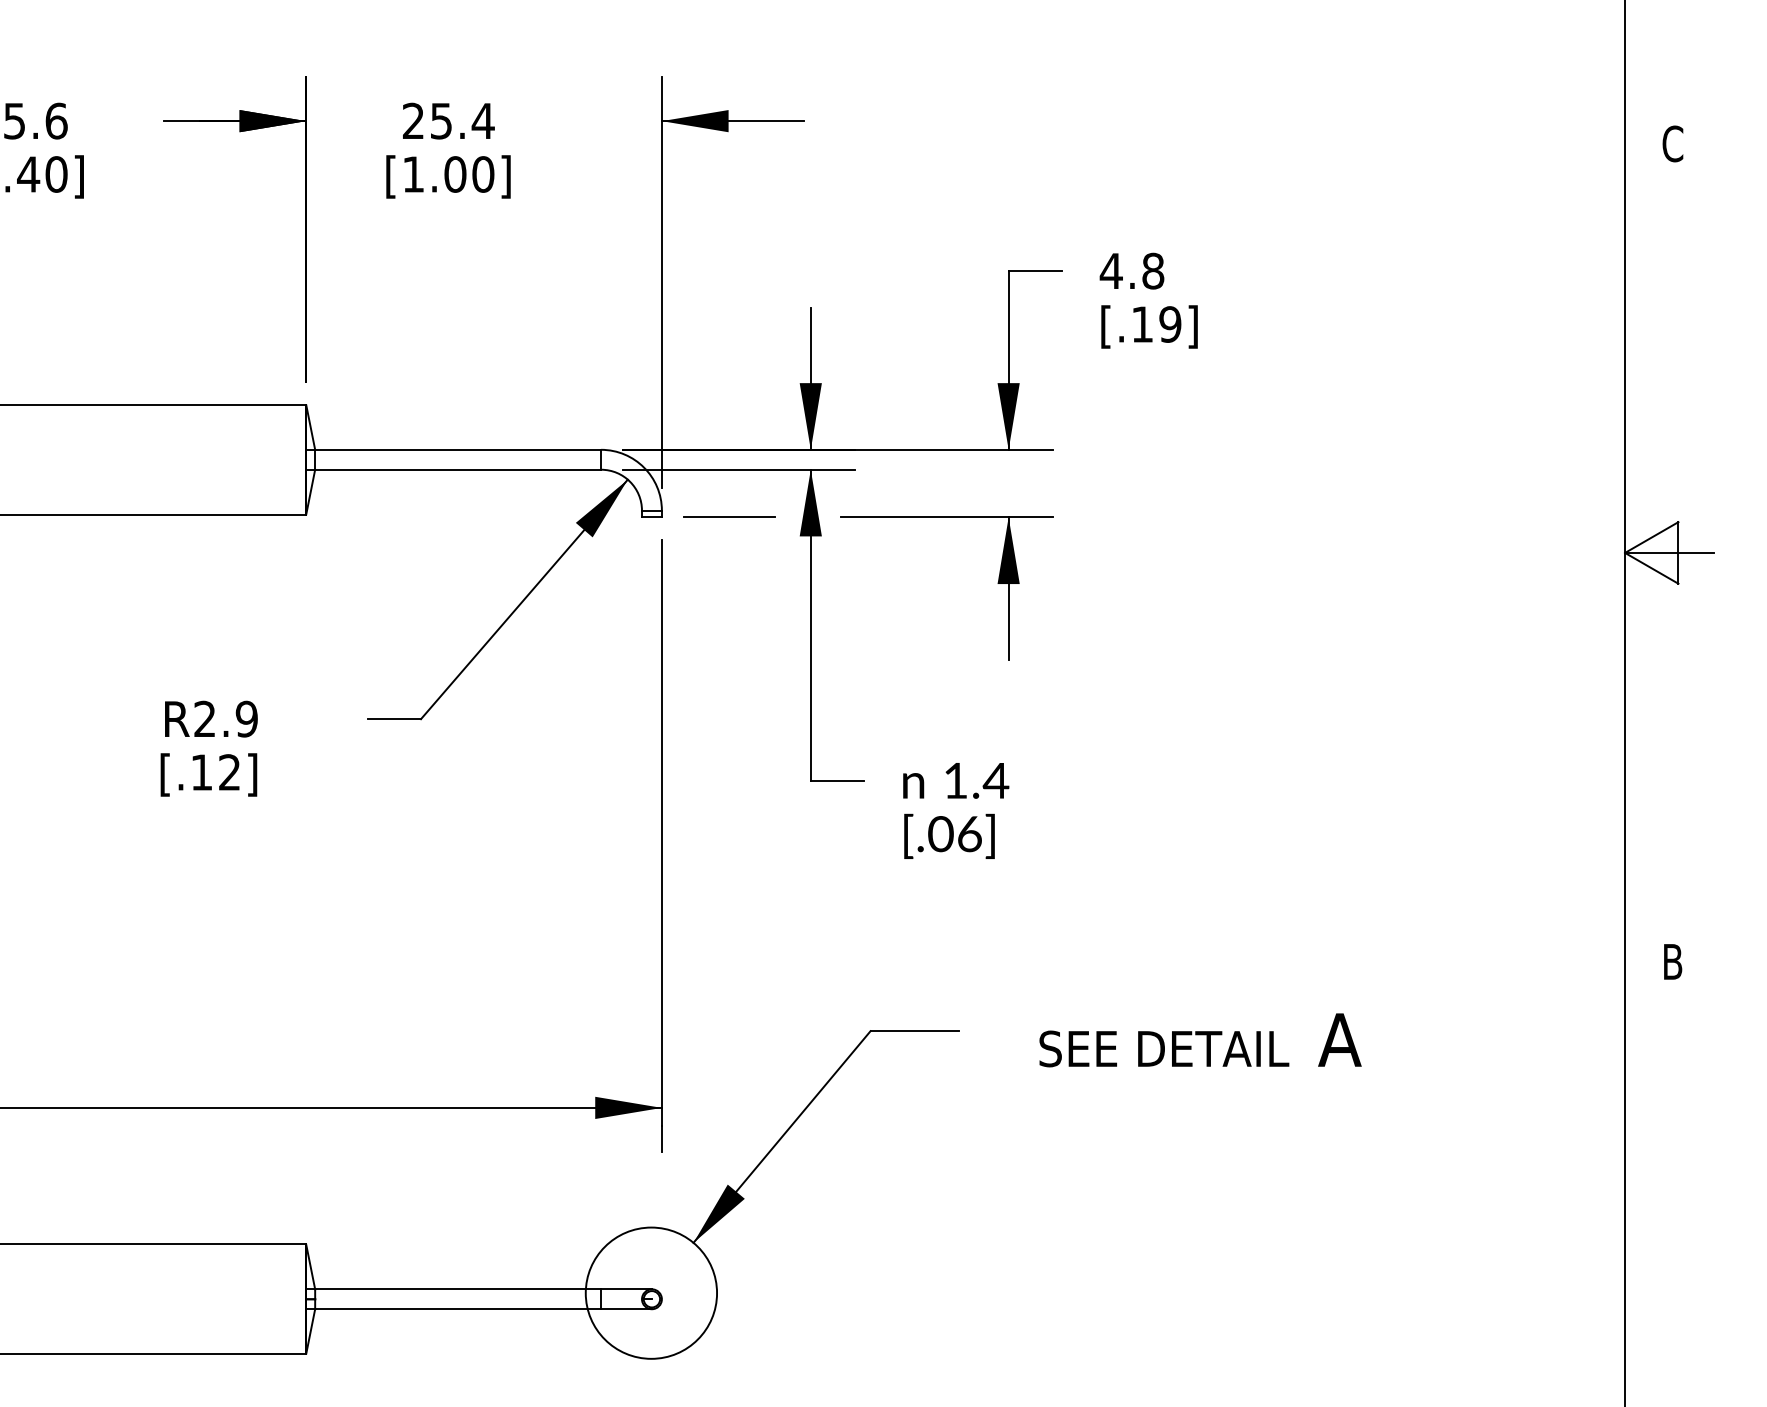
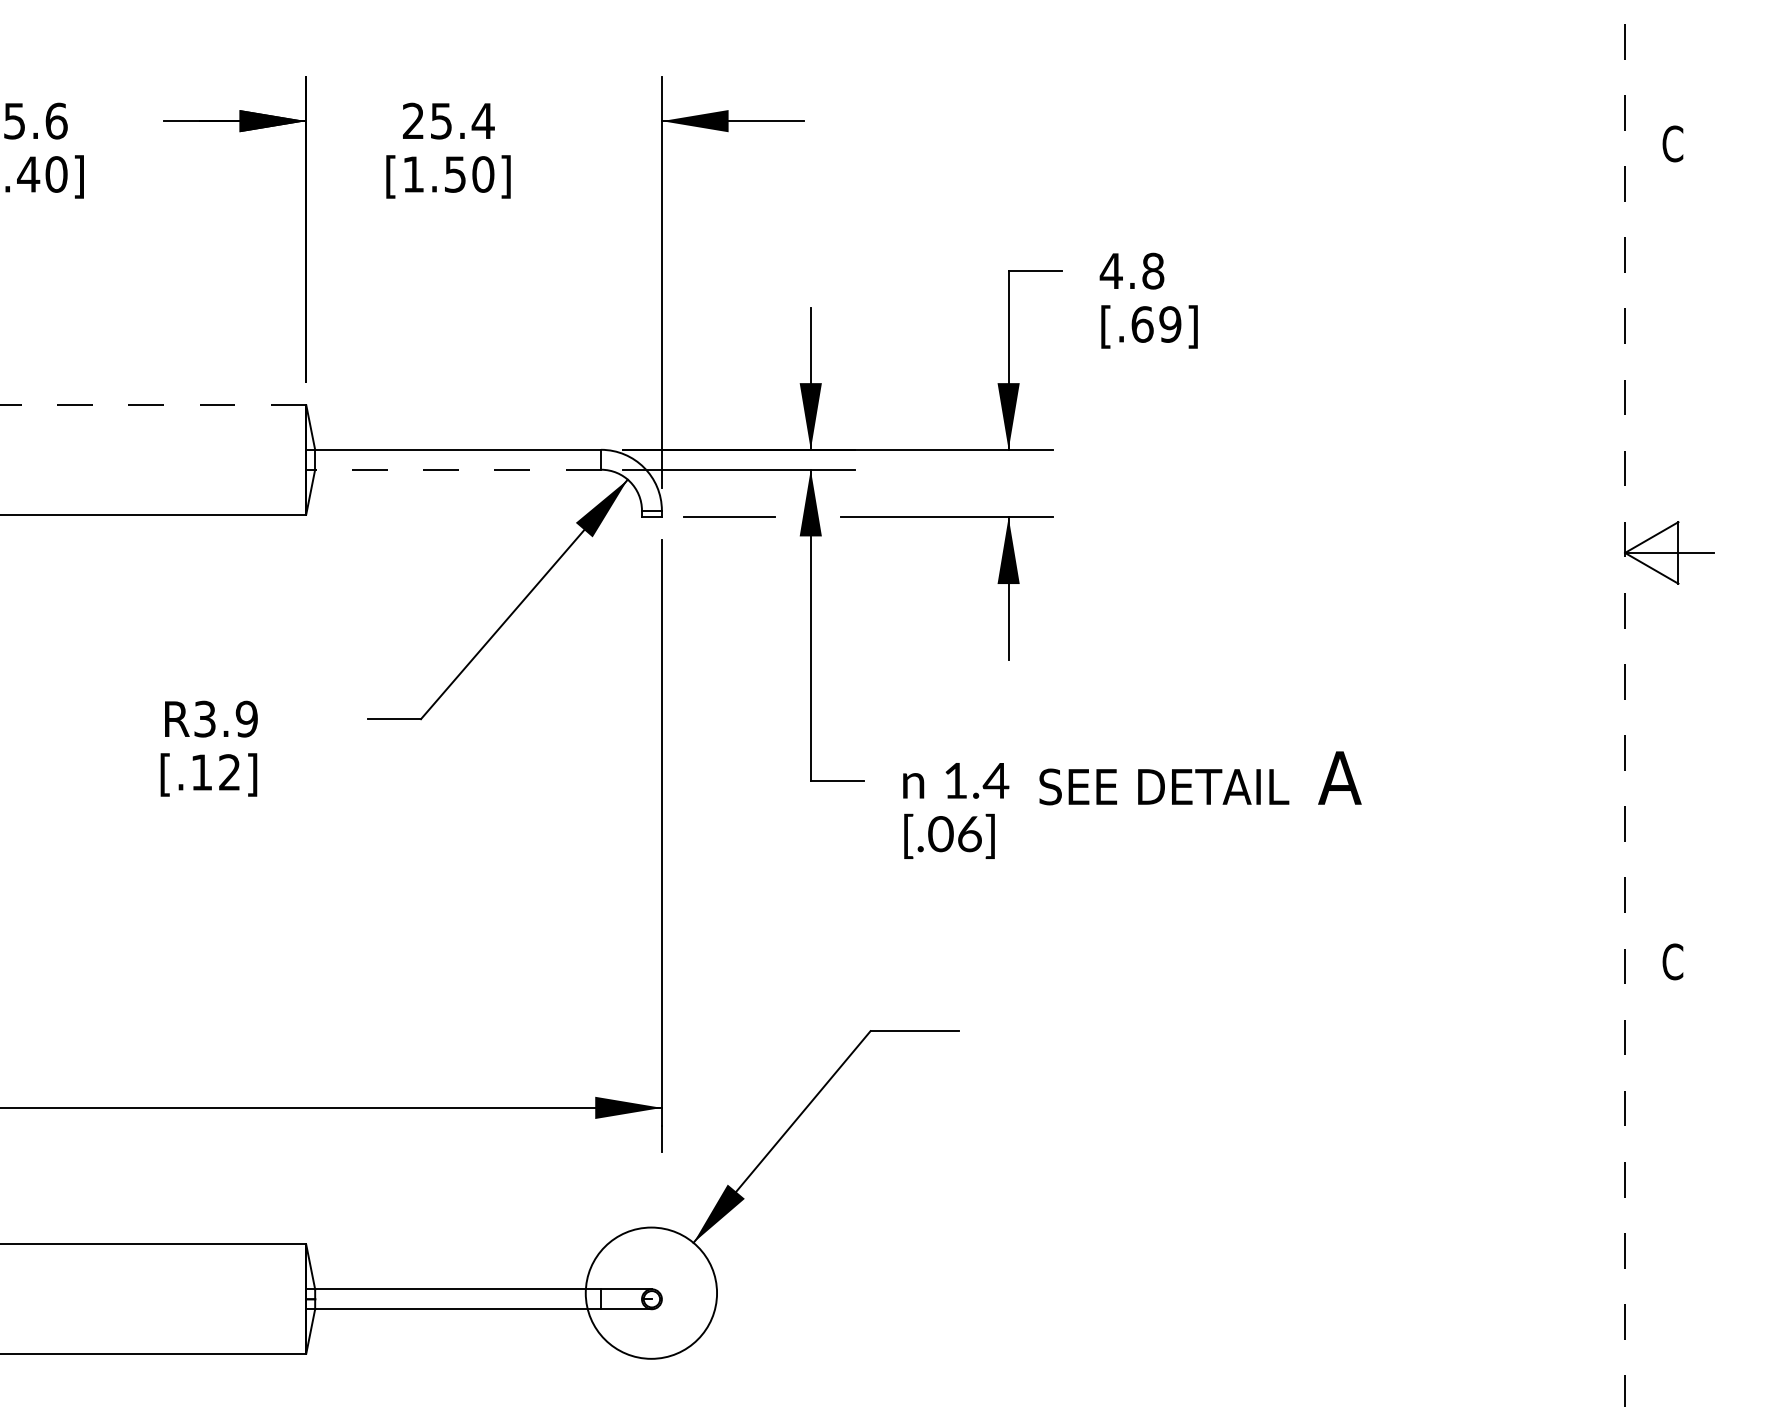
text: [1.00] -> [1.50] (455, 174)
text: [.19] -> [.69] (1142, 324)
line: solid -> dashed (153, 404)
line: solid -> dashed (453, 469)
line: solid -> dashed (1625, 703)
text: R2.9 -> R3.9 (204, 719)
text: B -> C (1672, 961)
text position: (1200, 1040) -> (1200, 778) (1200, 778)
